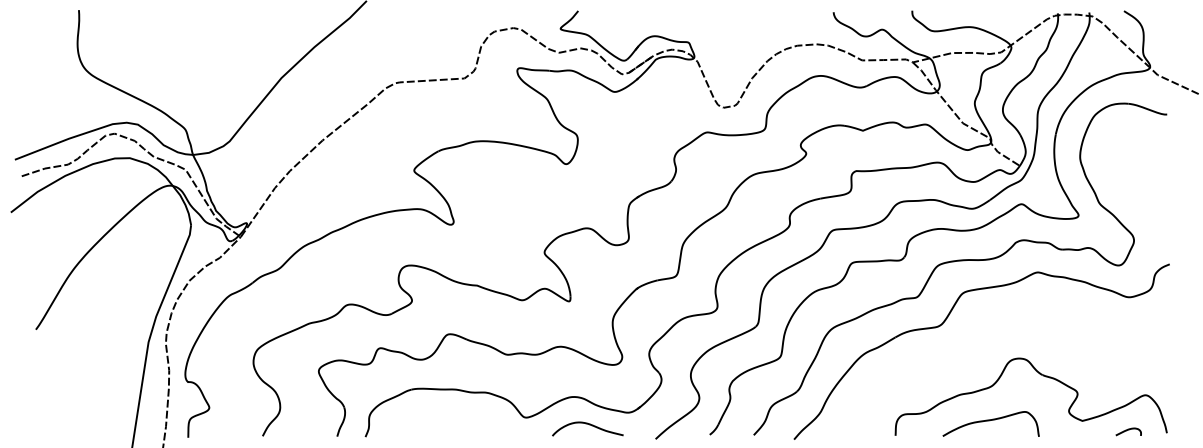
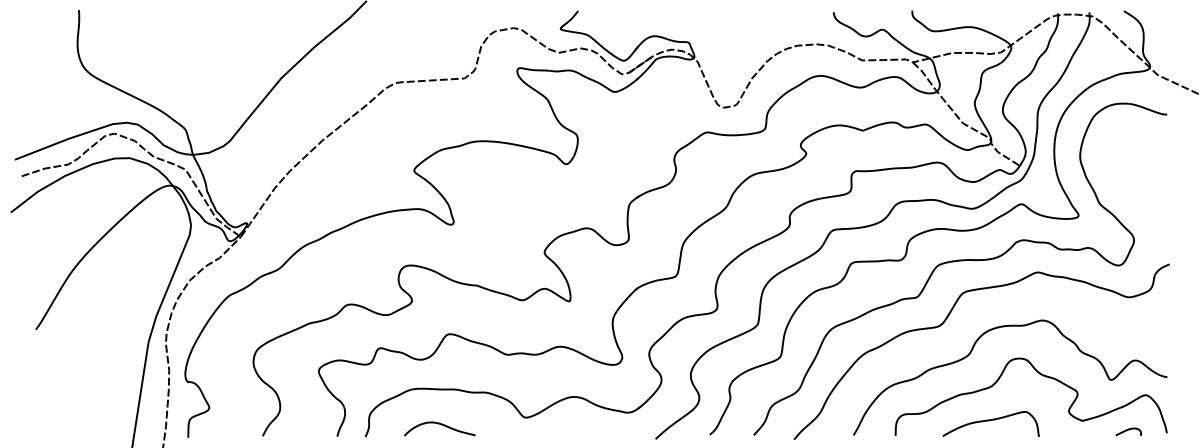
part: none -> present (972, 351)
curve position: (589, 425) -> (441, 425) (441, 425)
